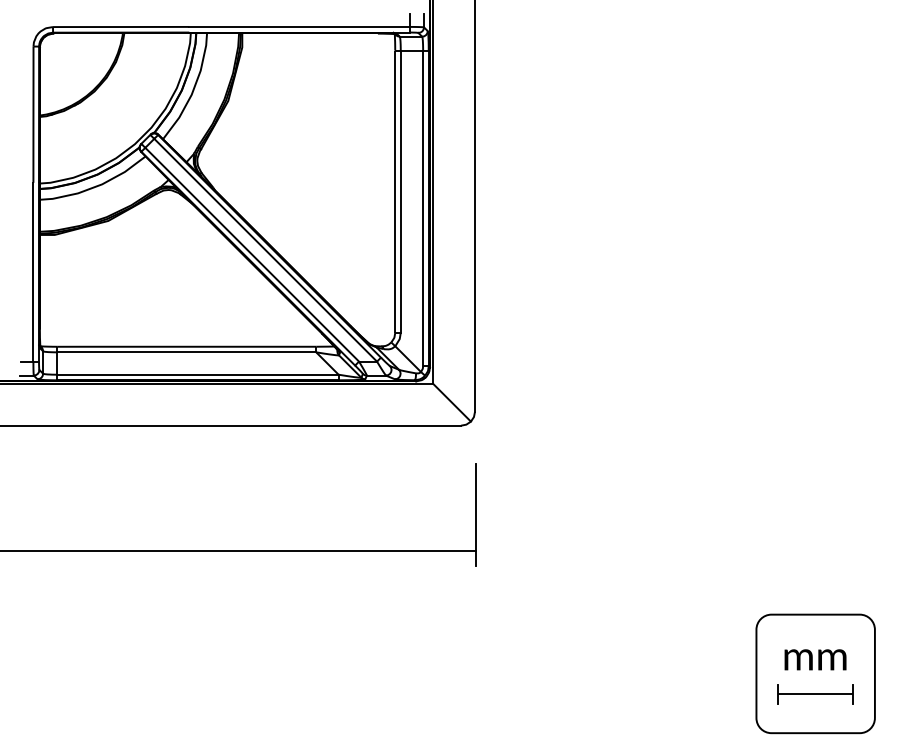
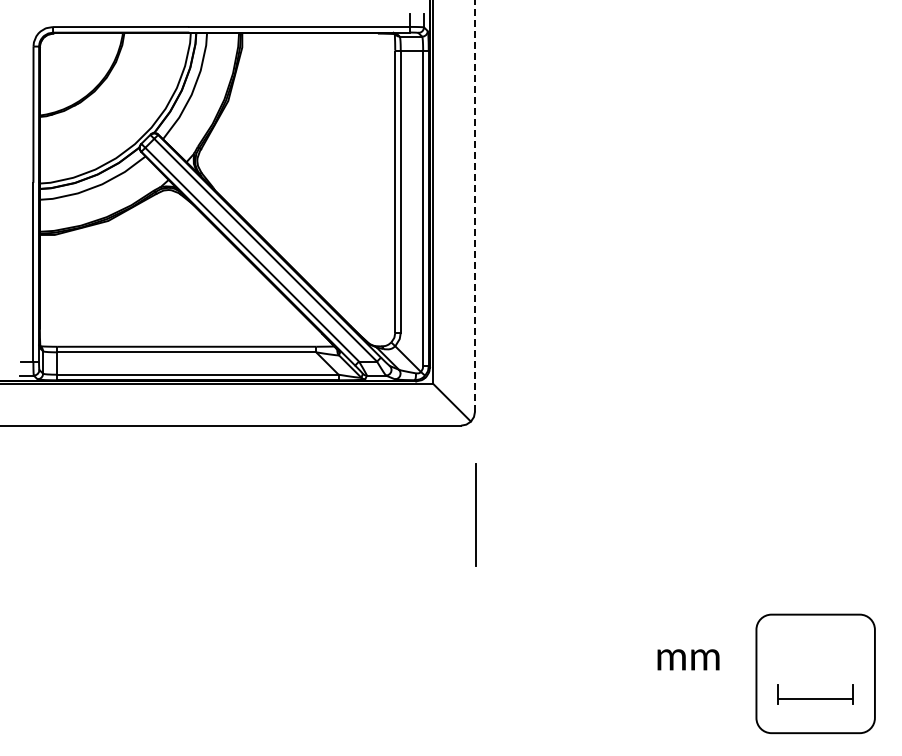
line: solid -> dashed (475, 205)
line: present -> none (238, 550)
text position: (815, 659) -> (688, 659) (688, 659)
line position: (815, 694) -> (815, 699) (815, 699)
